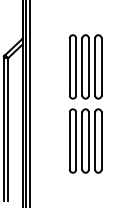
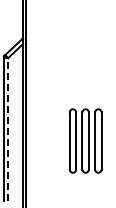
part: present -> none (85, 66)
line: present -> none (29, 103)
line: solid -> dashed (8, 129)
